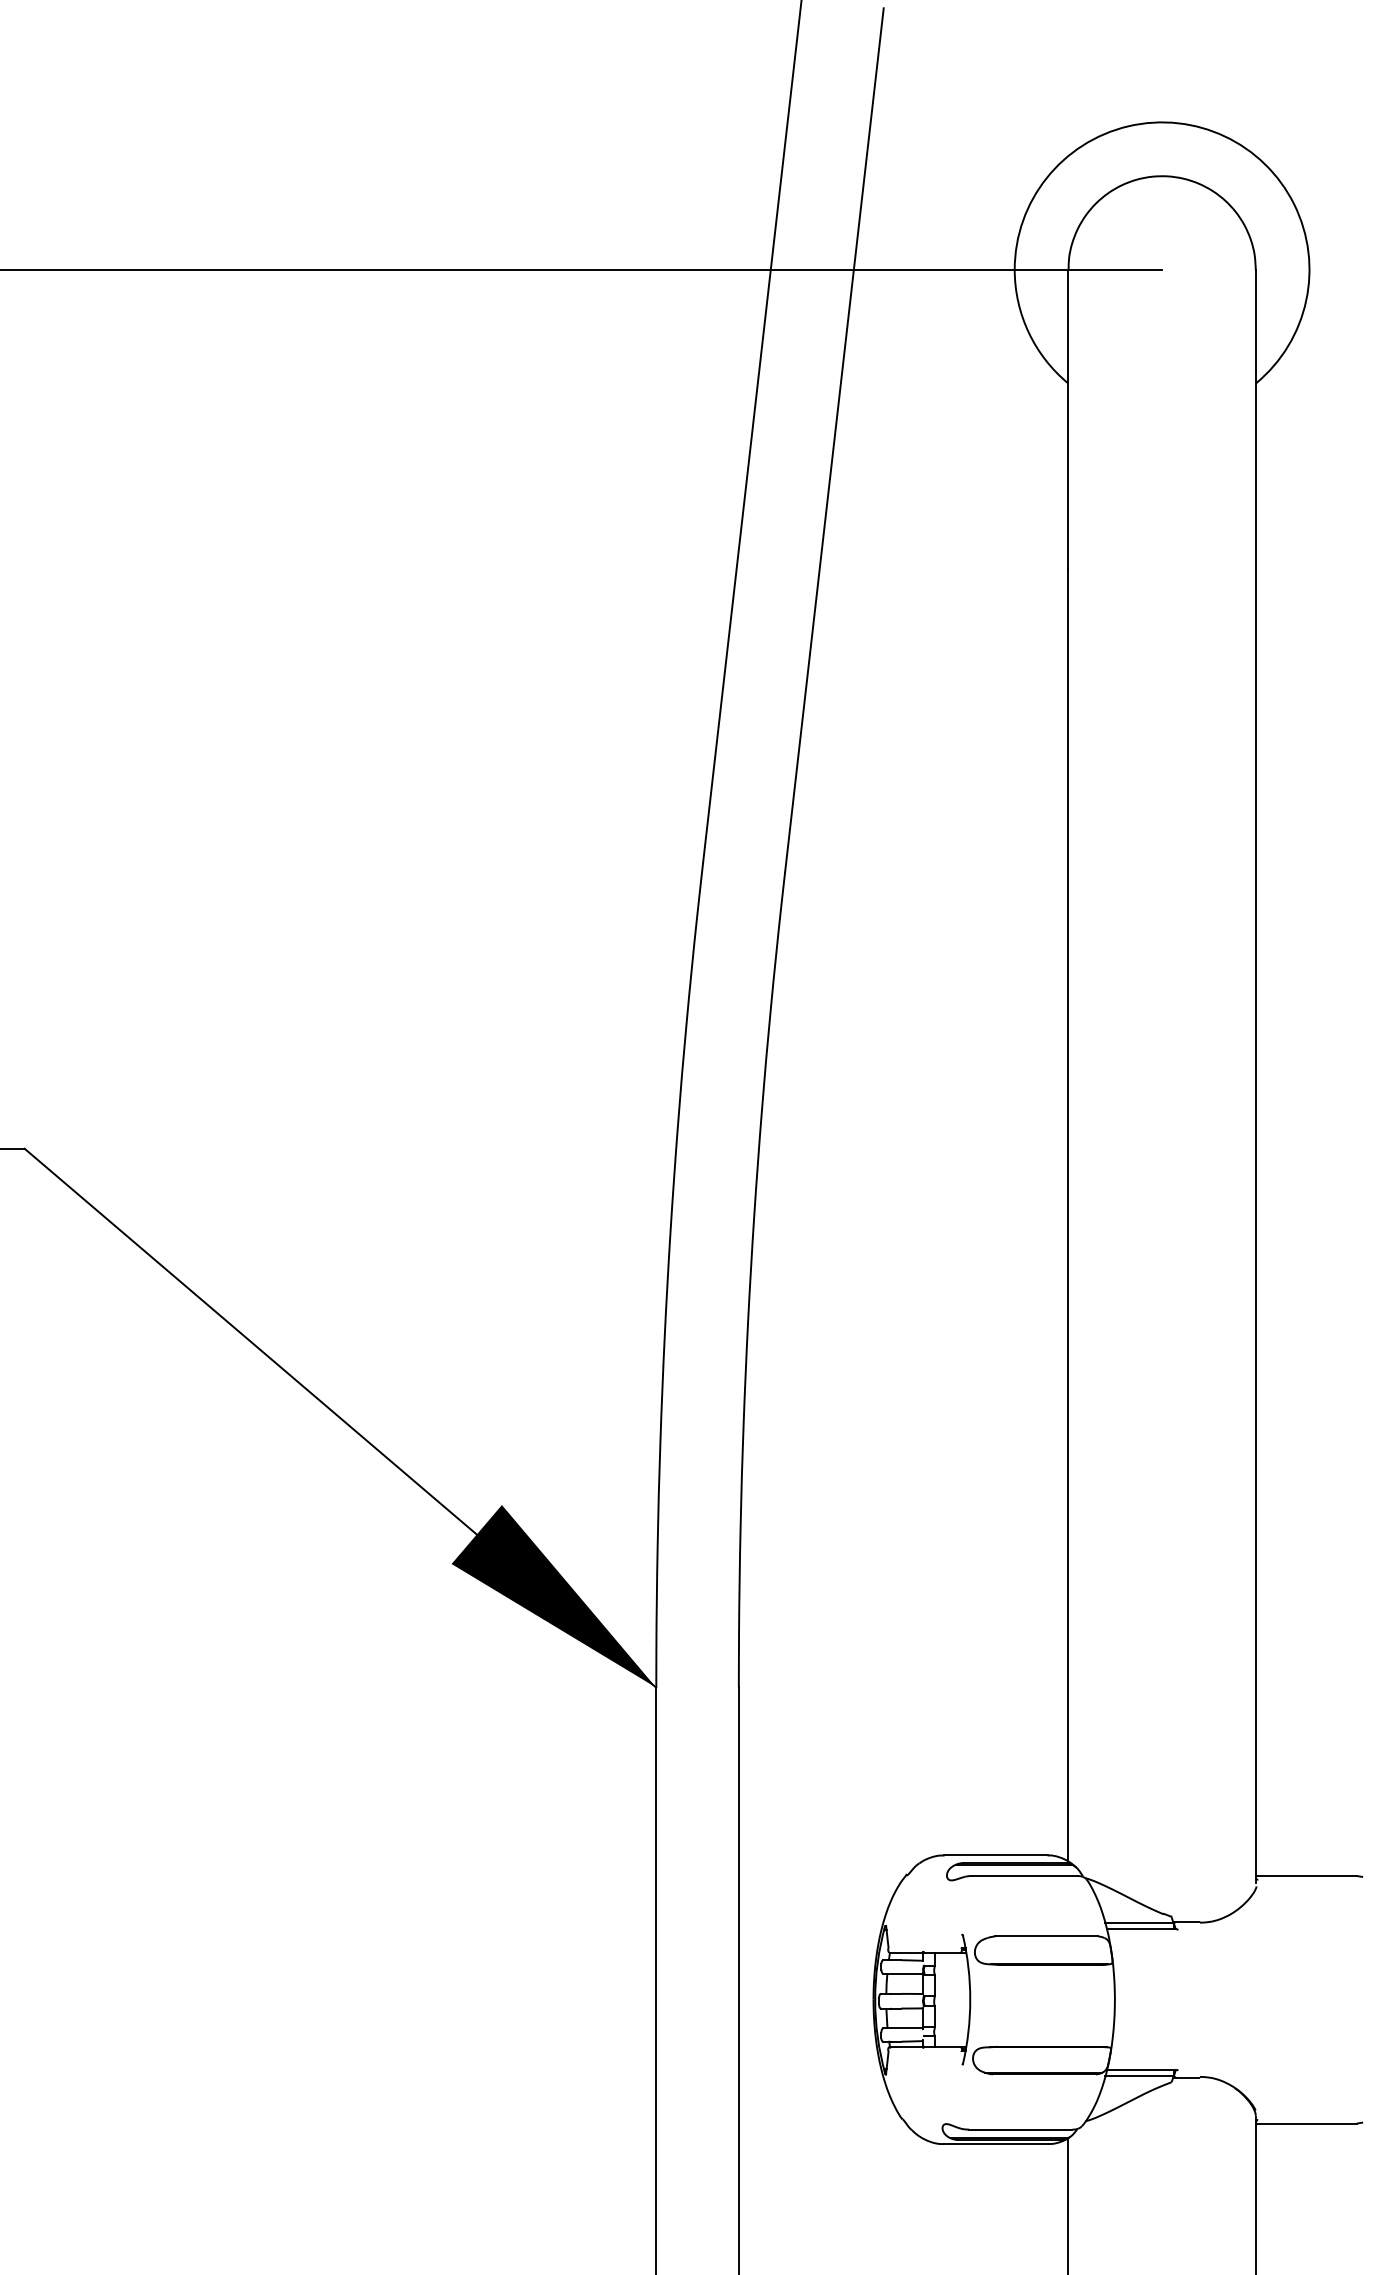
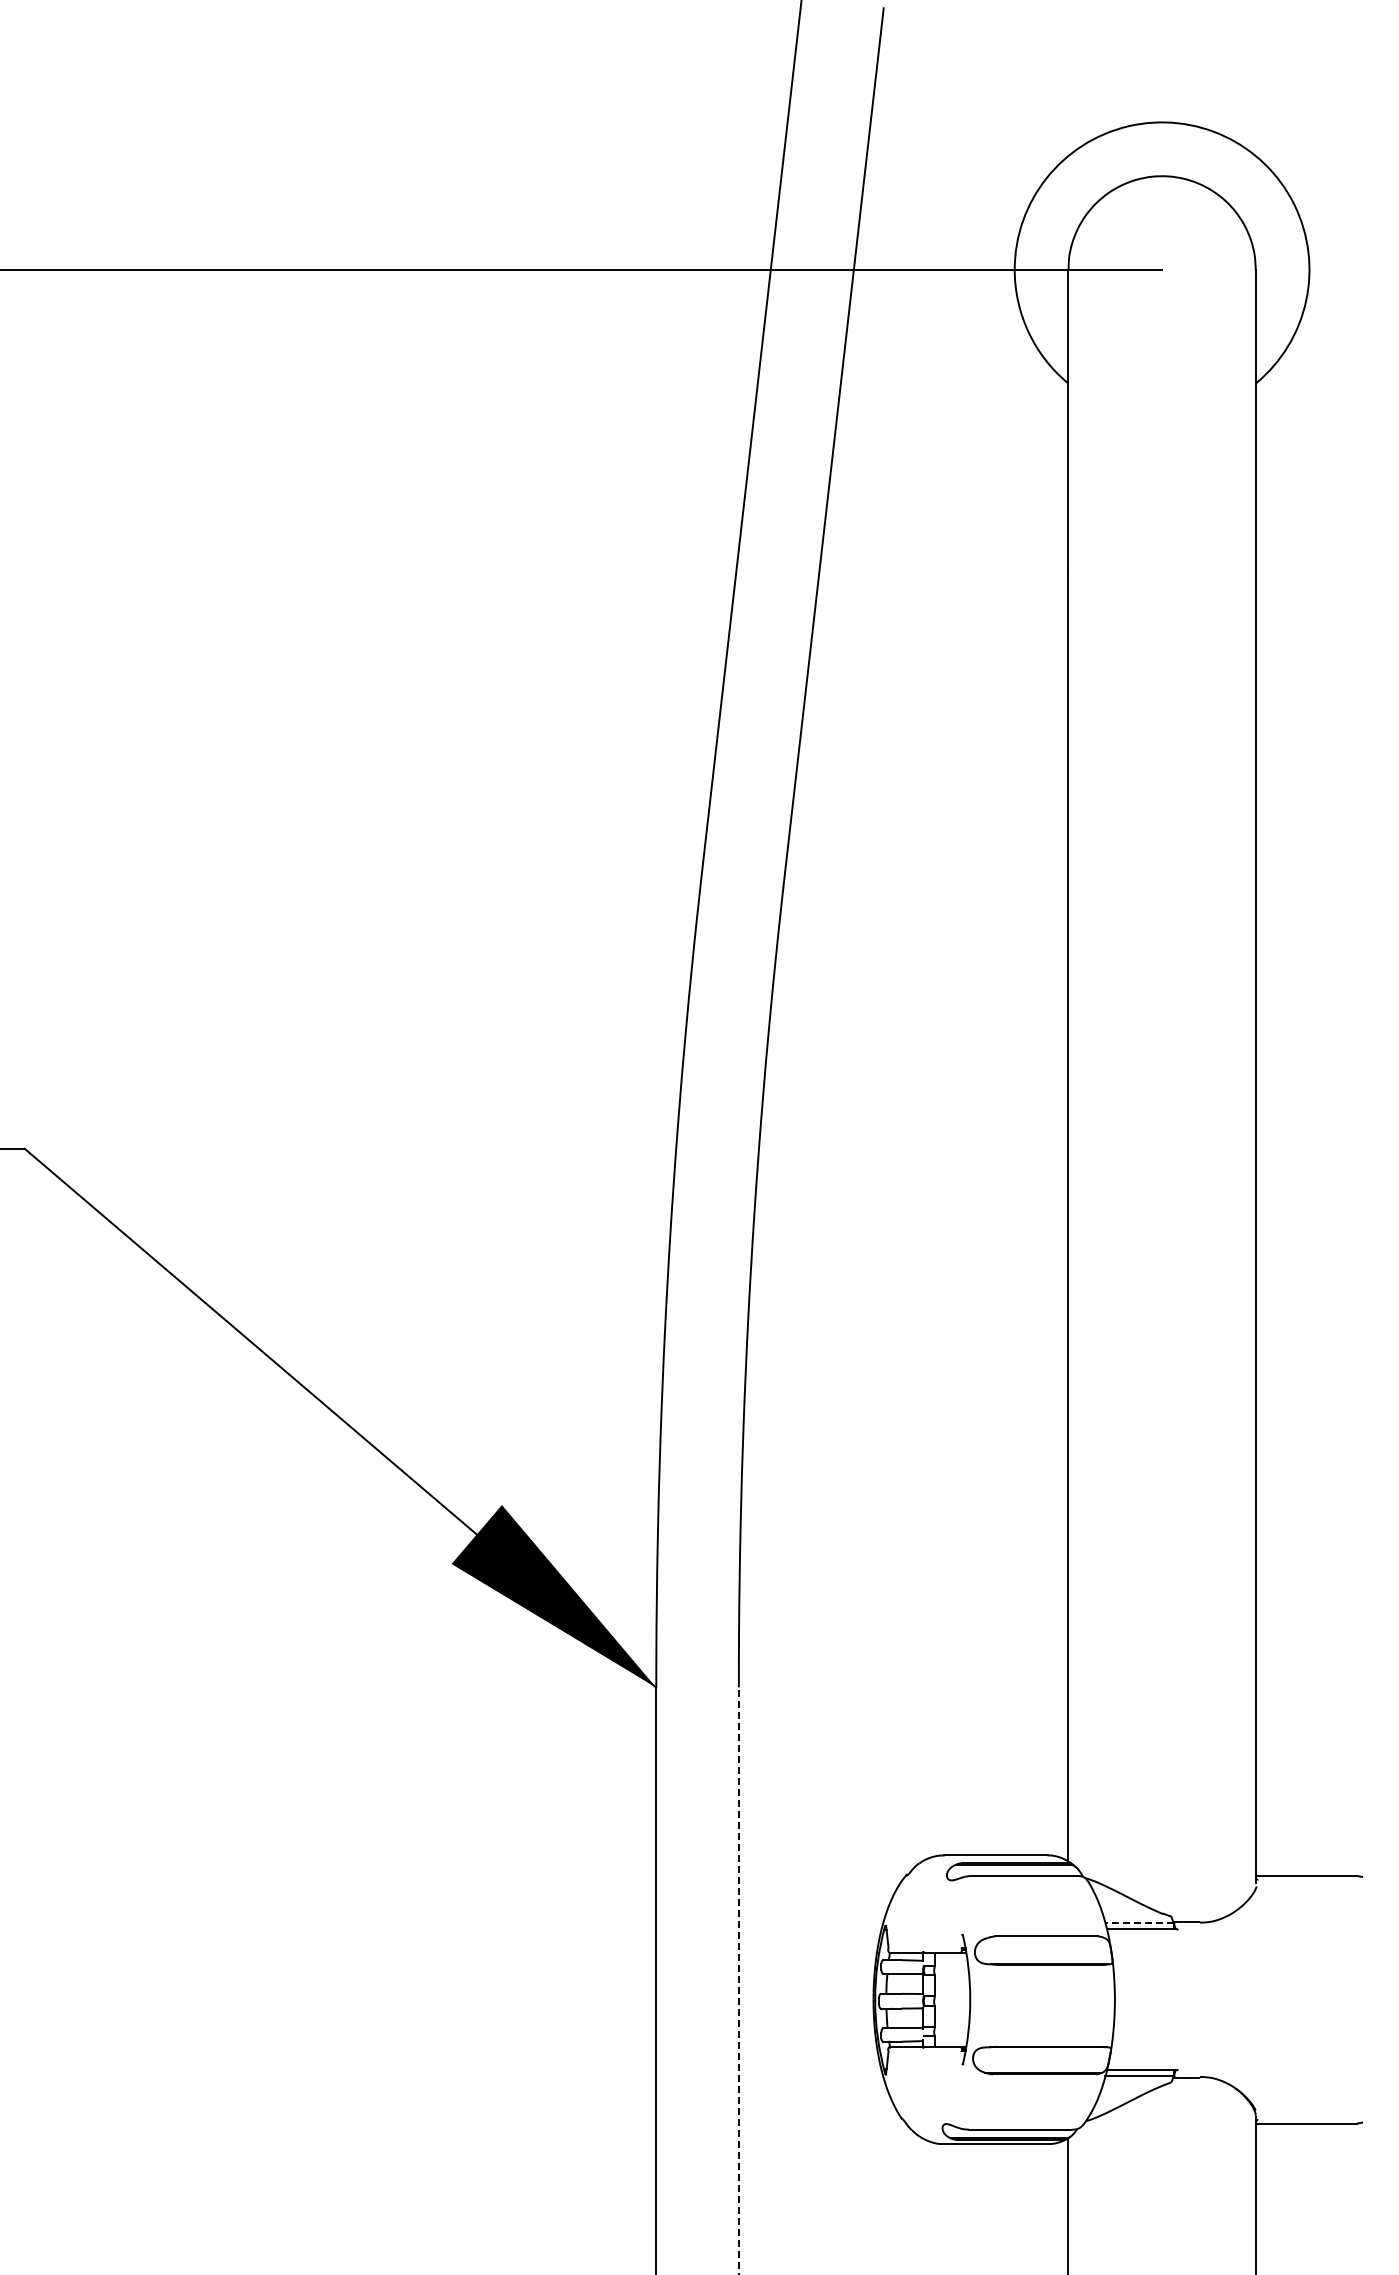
line: solid -> dashed (1138, 1923)
line: solid -> dashed (738, 1980)
